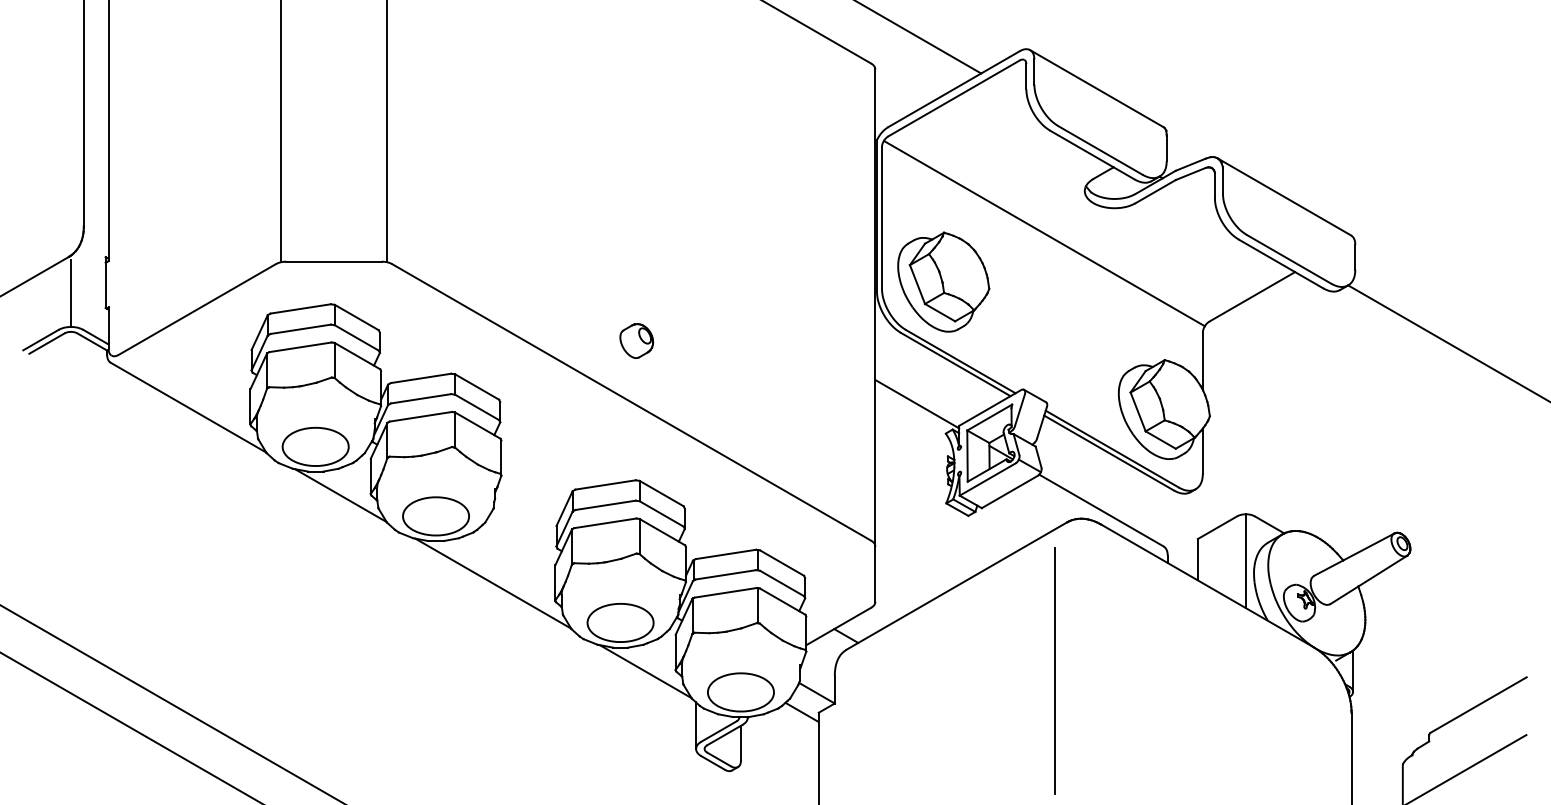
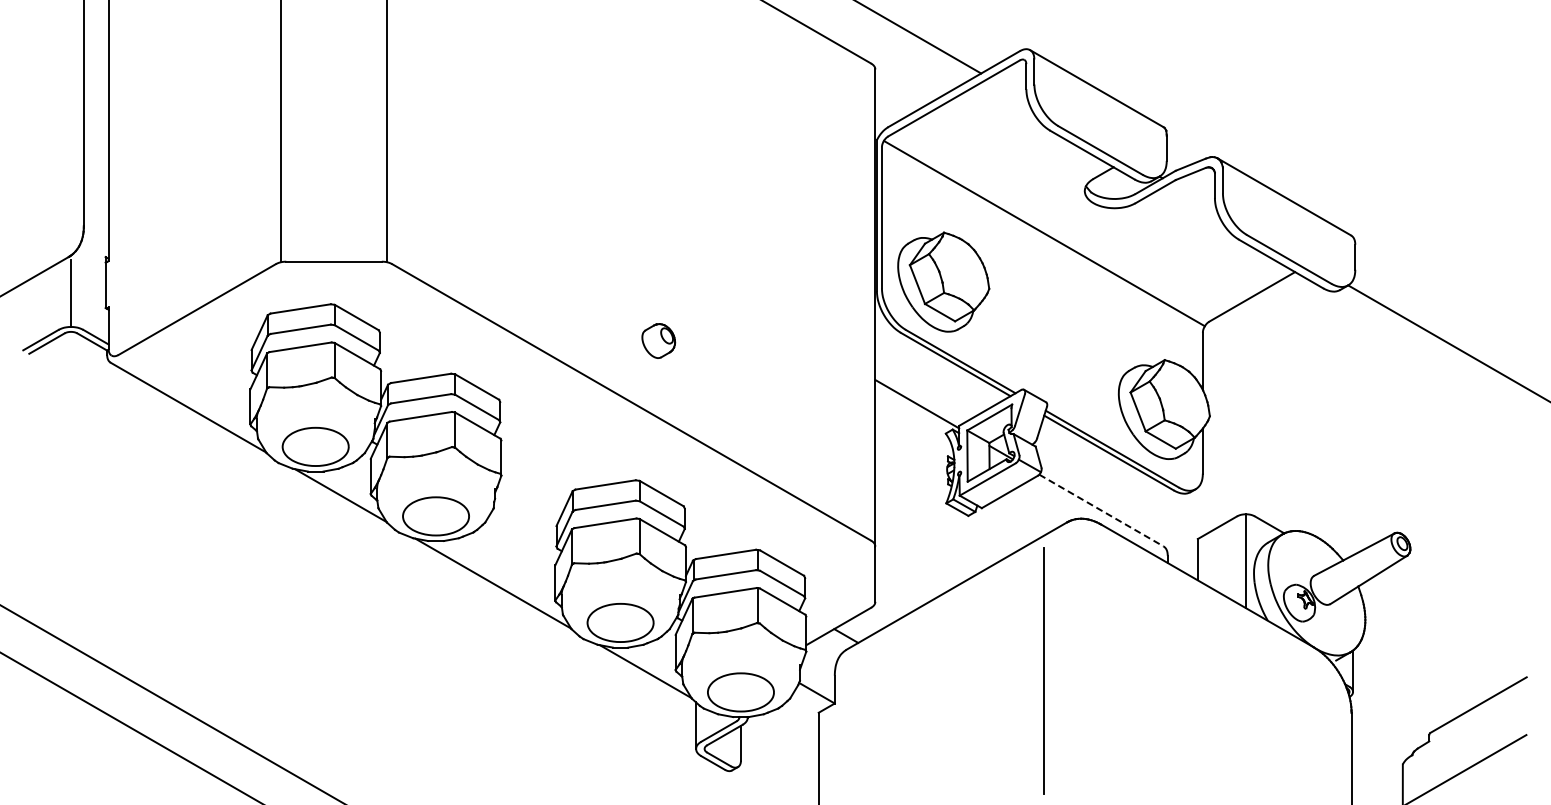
part position: (636, 340) -> (658, 340) (658, 340)
line: solid -> dashed (1101, 510)
line position: (1054, 670) -> (1043, 670) (1043, 670)
line: present -> none (801, 712)
